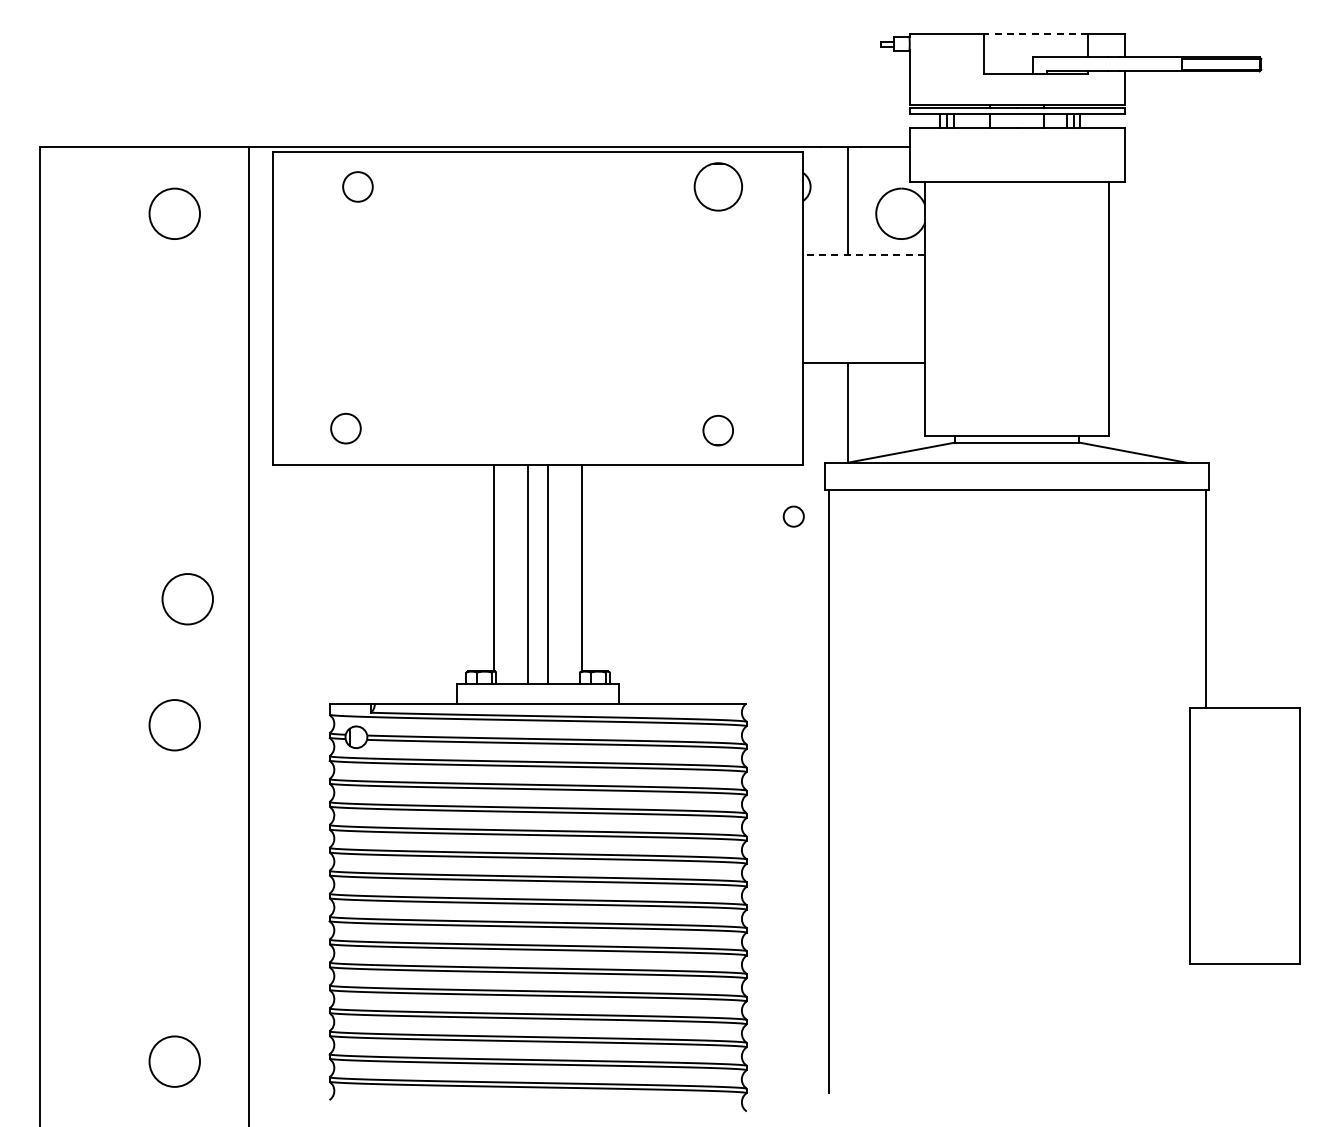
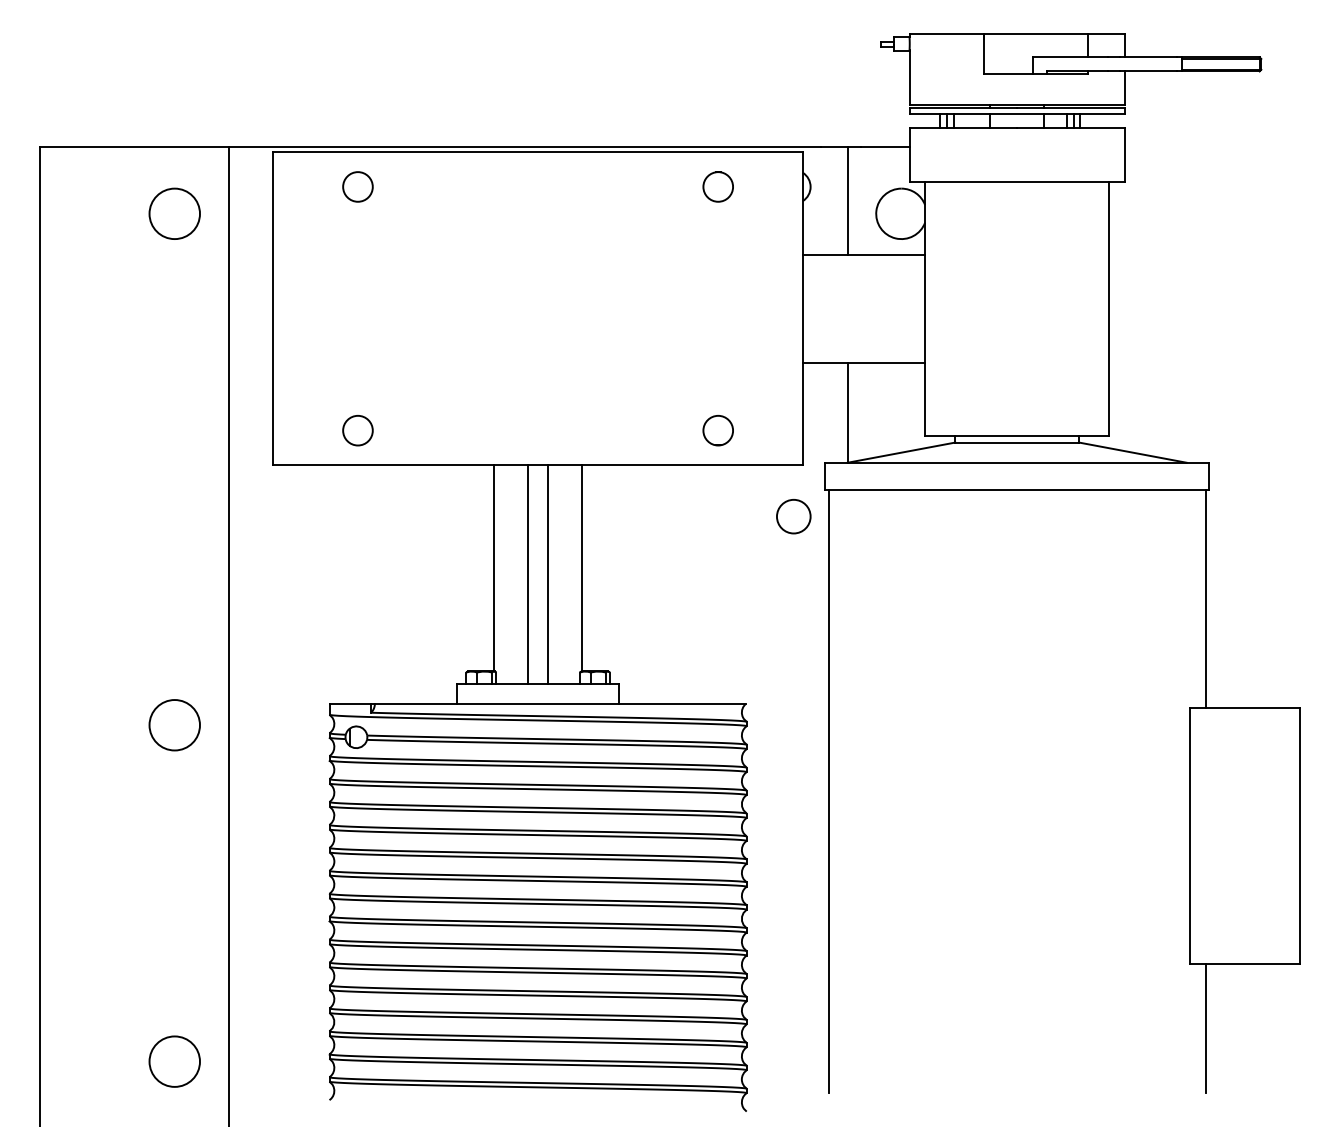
line: dashed -> solid (1035, 33)
circle size: 50x50 px -> 32x32 px (717, 186)
line: dashed -> solid (863, 254)
circle position: (345, 428) -> (357, 430) (357, 430)
circle diameter: 20 px -> 34 px (793, 516)
circle: present -> none (187, 599)
line position: (248, 634) -> (228, 634) (228, 634)
line: none -> present (1205, 1028)
